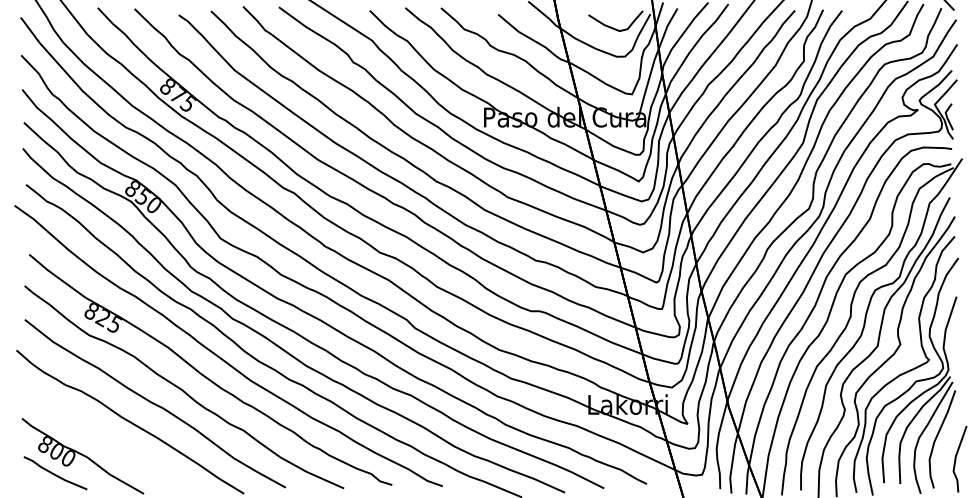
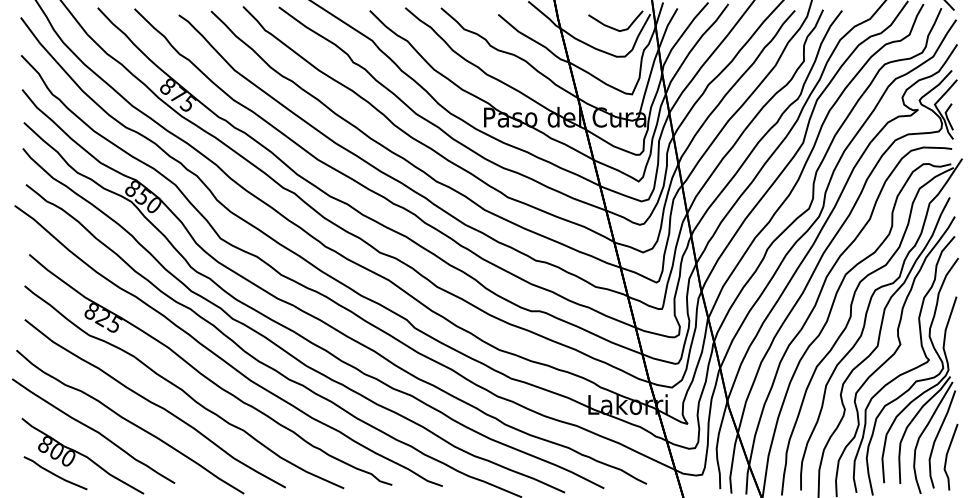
curve: none -> present (93, 430)
line position: (956, 459) -> (947, 457) (947, 457)
